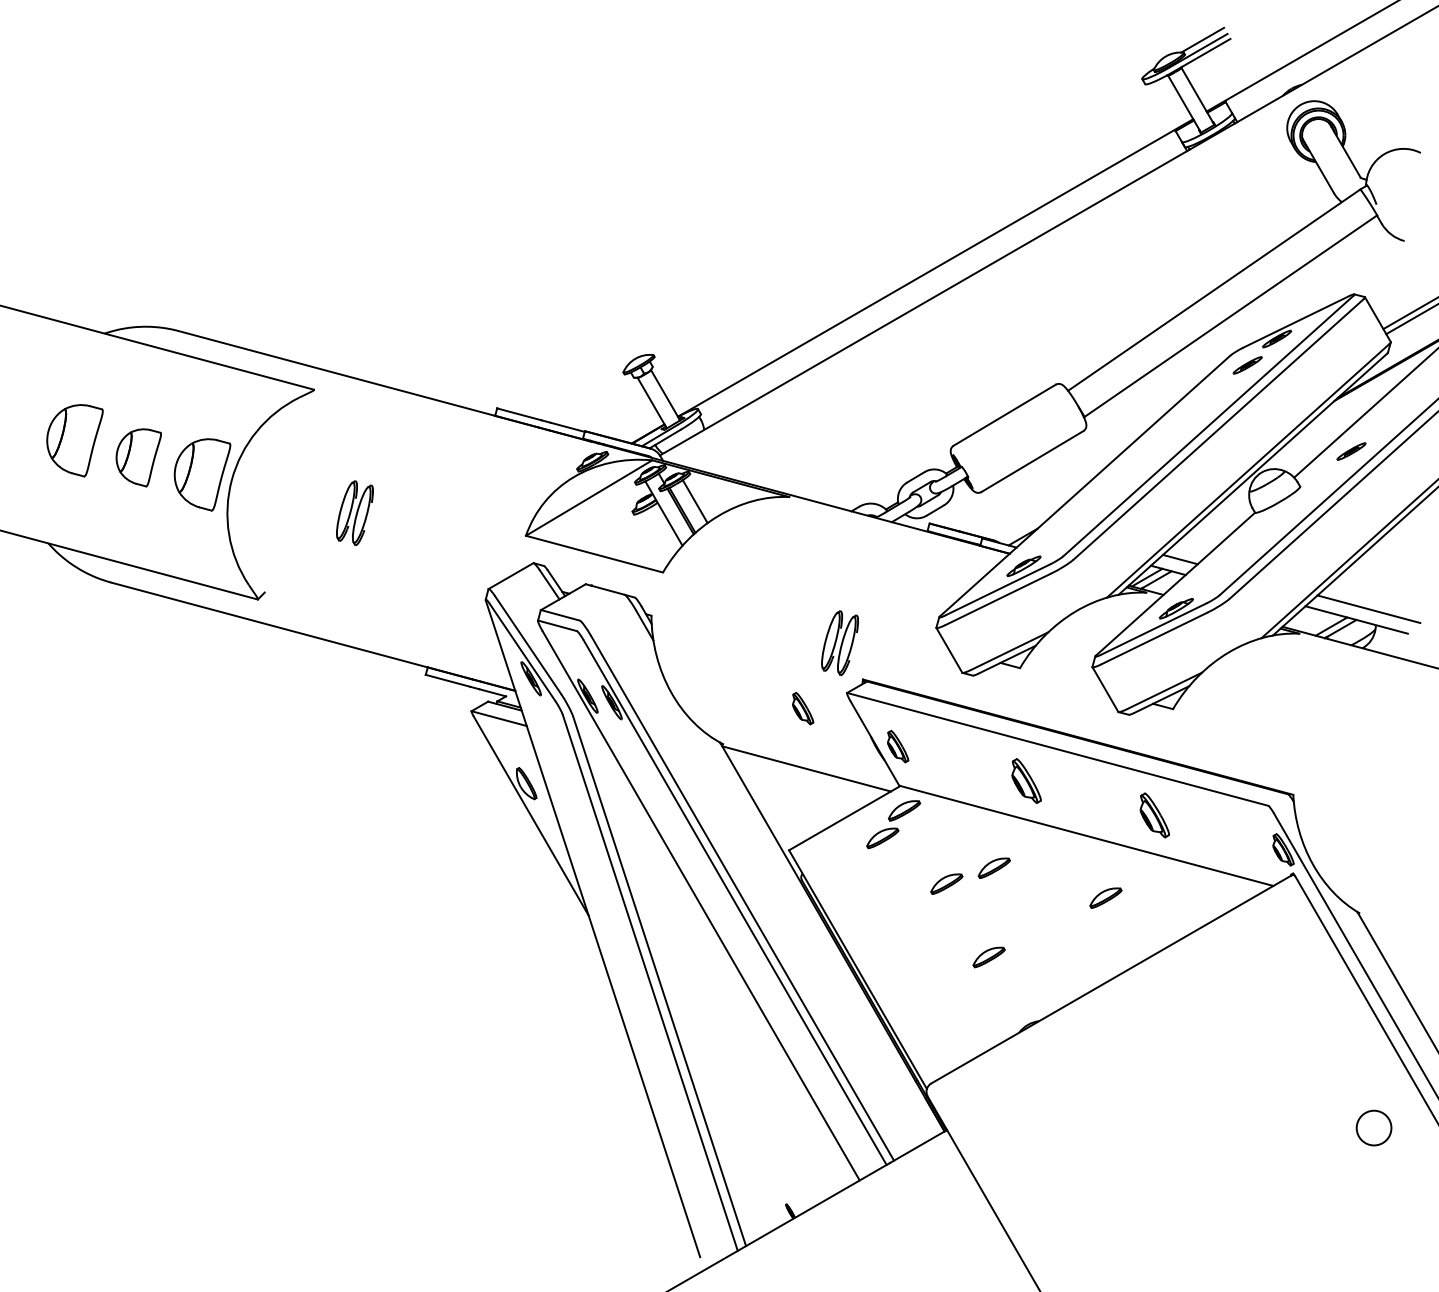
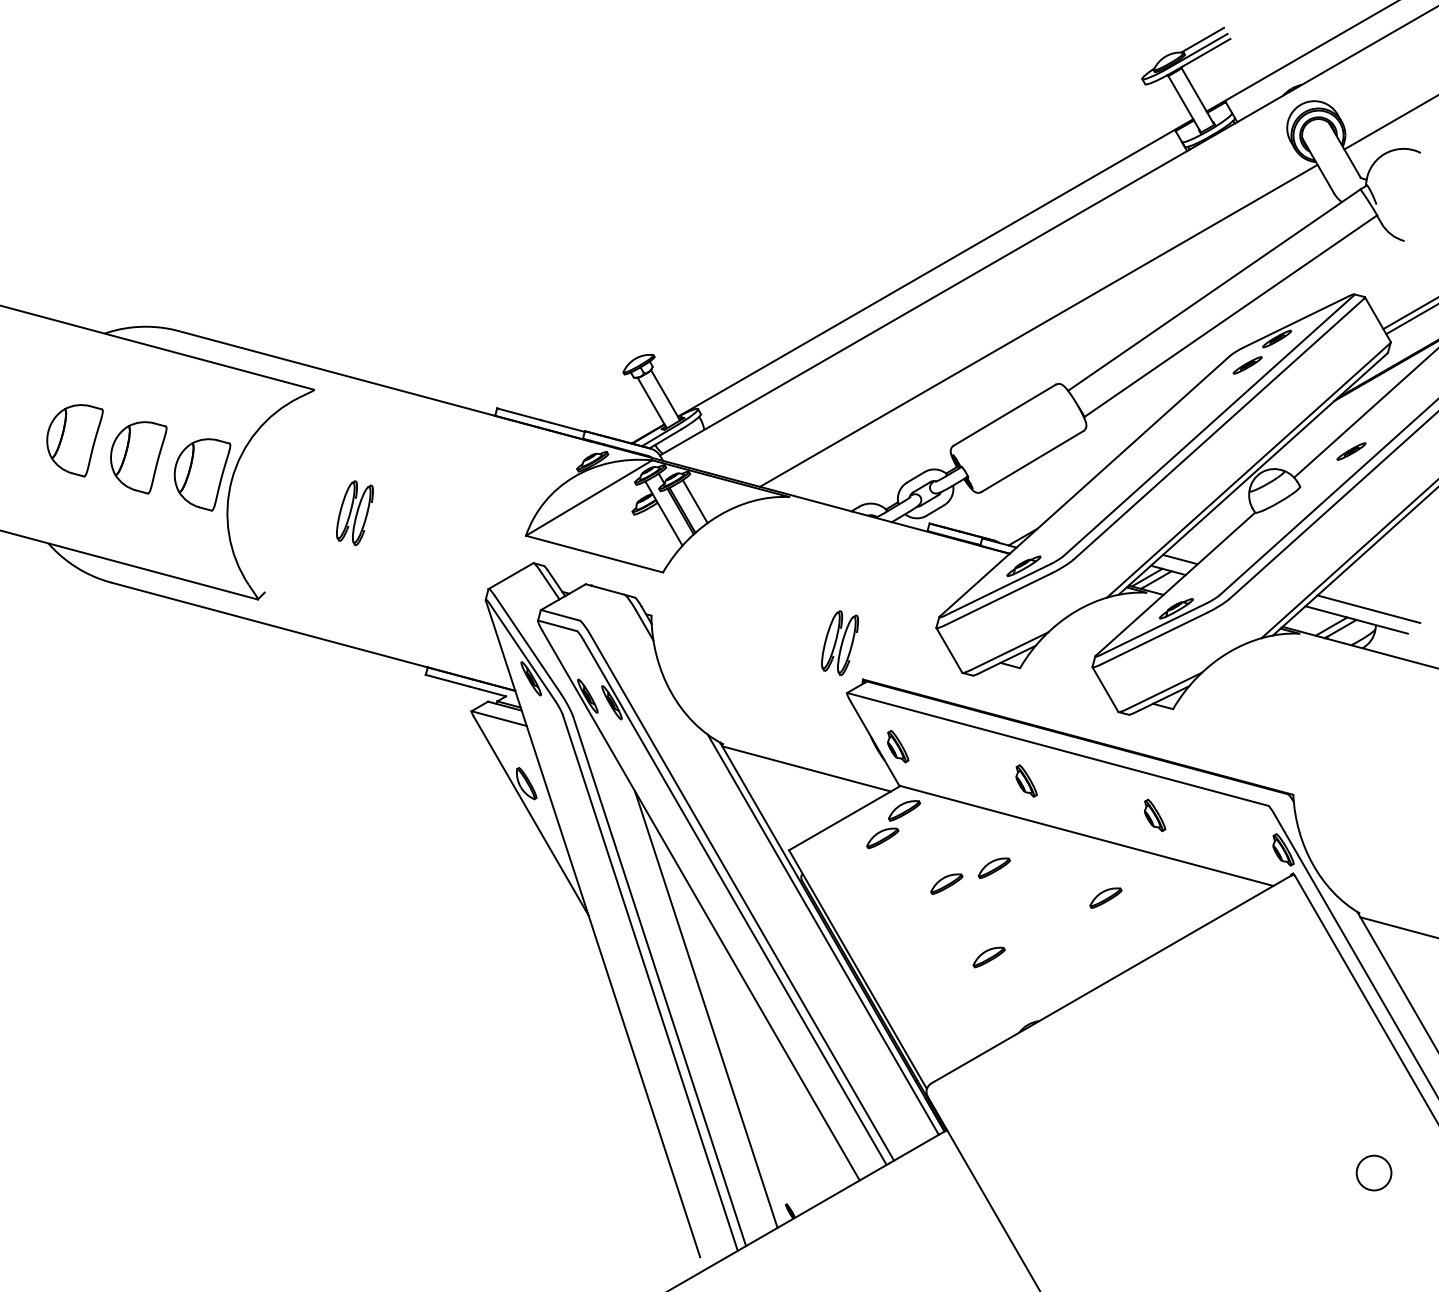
line: none -> present (1389, 122)
line: none -> present (1038, 325)
part size: 47x60 px -> 58x74 px (138, 457)
part: present -> none (803, 708)
part size: 31x46 px -> 23x34 px (1026, 780)
part size: 31x47 px -> 23x35 px (1155, 815)
line: none -> present (1397, 927)
line: none -> present (822, 934)
line: none -> present (705, 1009)
circle position: (1373, 1127) -> (1373, 1172) (1373, 1172)
